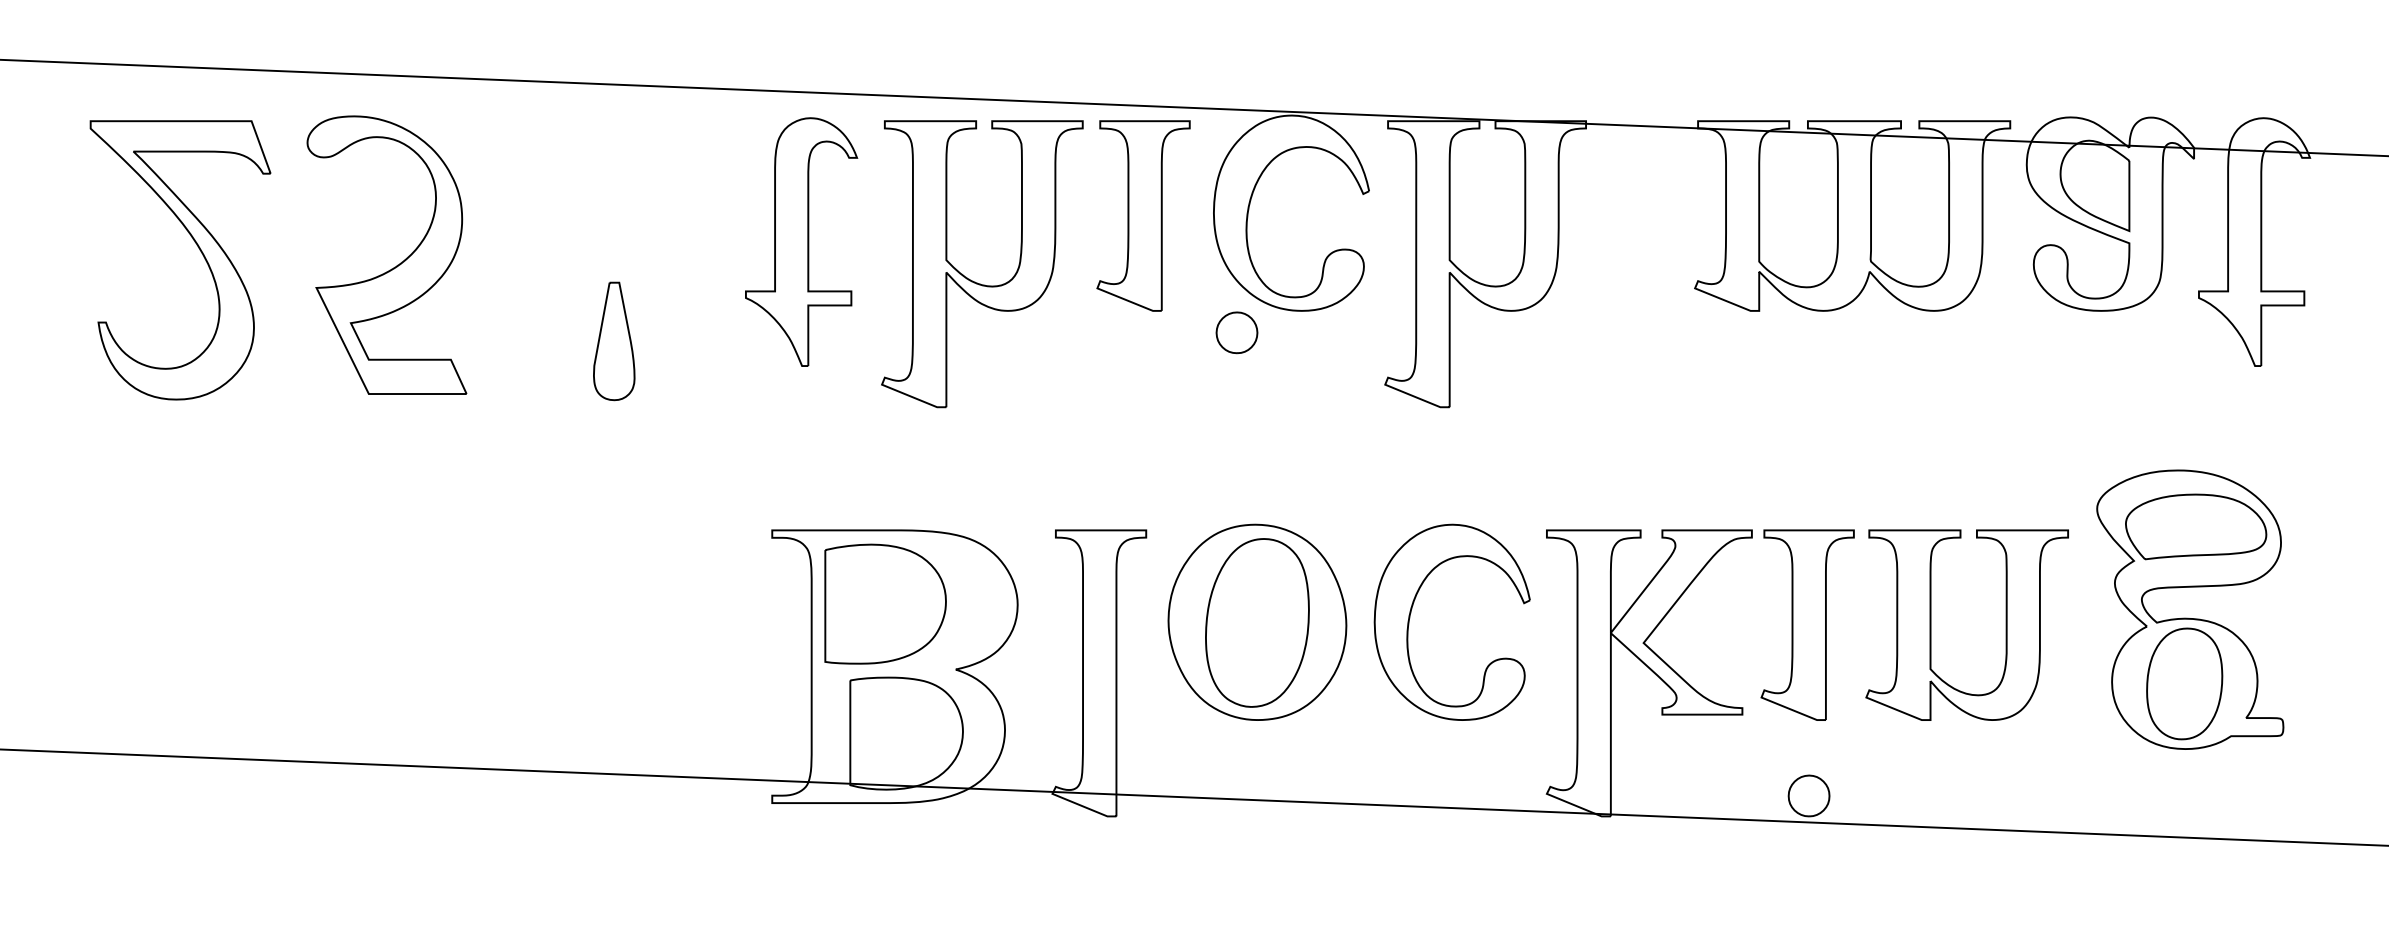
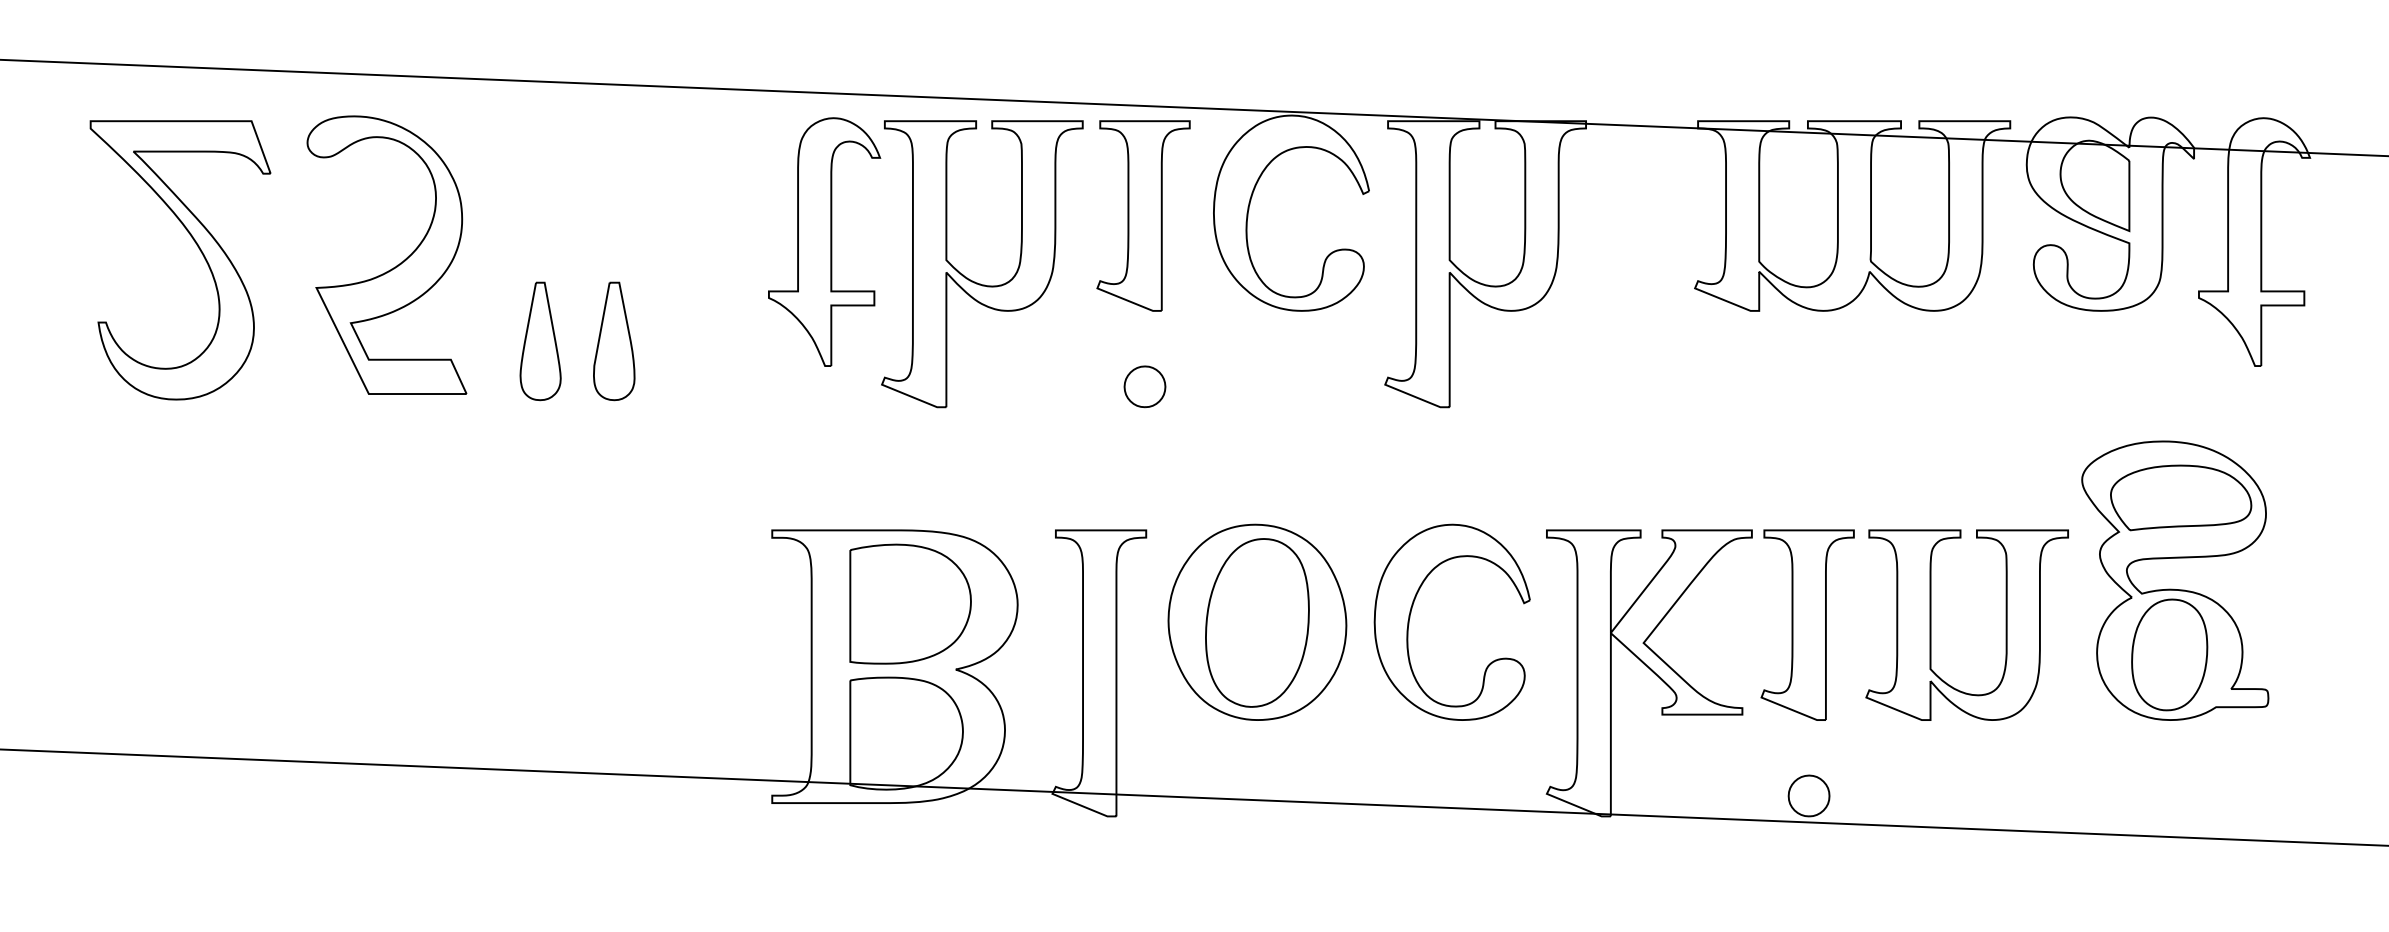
part position: (801, 241) -> (824, 241) (824, 241)
part position: (1236, 332) -> (1144, 386) (1144, 386)
part: none -> present (540, 341)
part position: (885, 603) -> (910, 603) (910, 603)
part position: (2188, 617) -> (2173, 588) (2173, 588)
